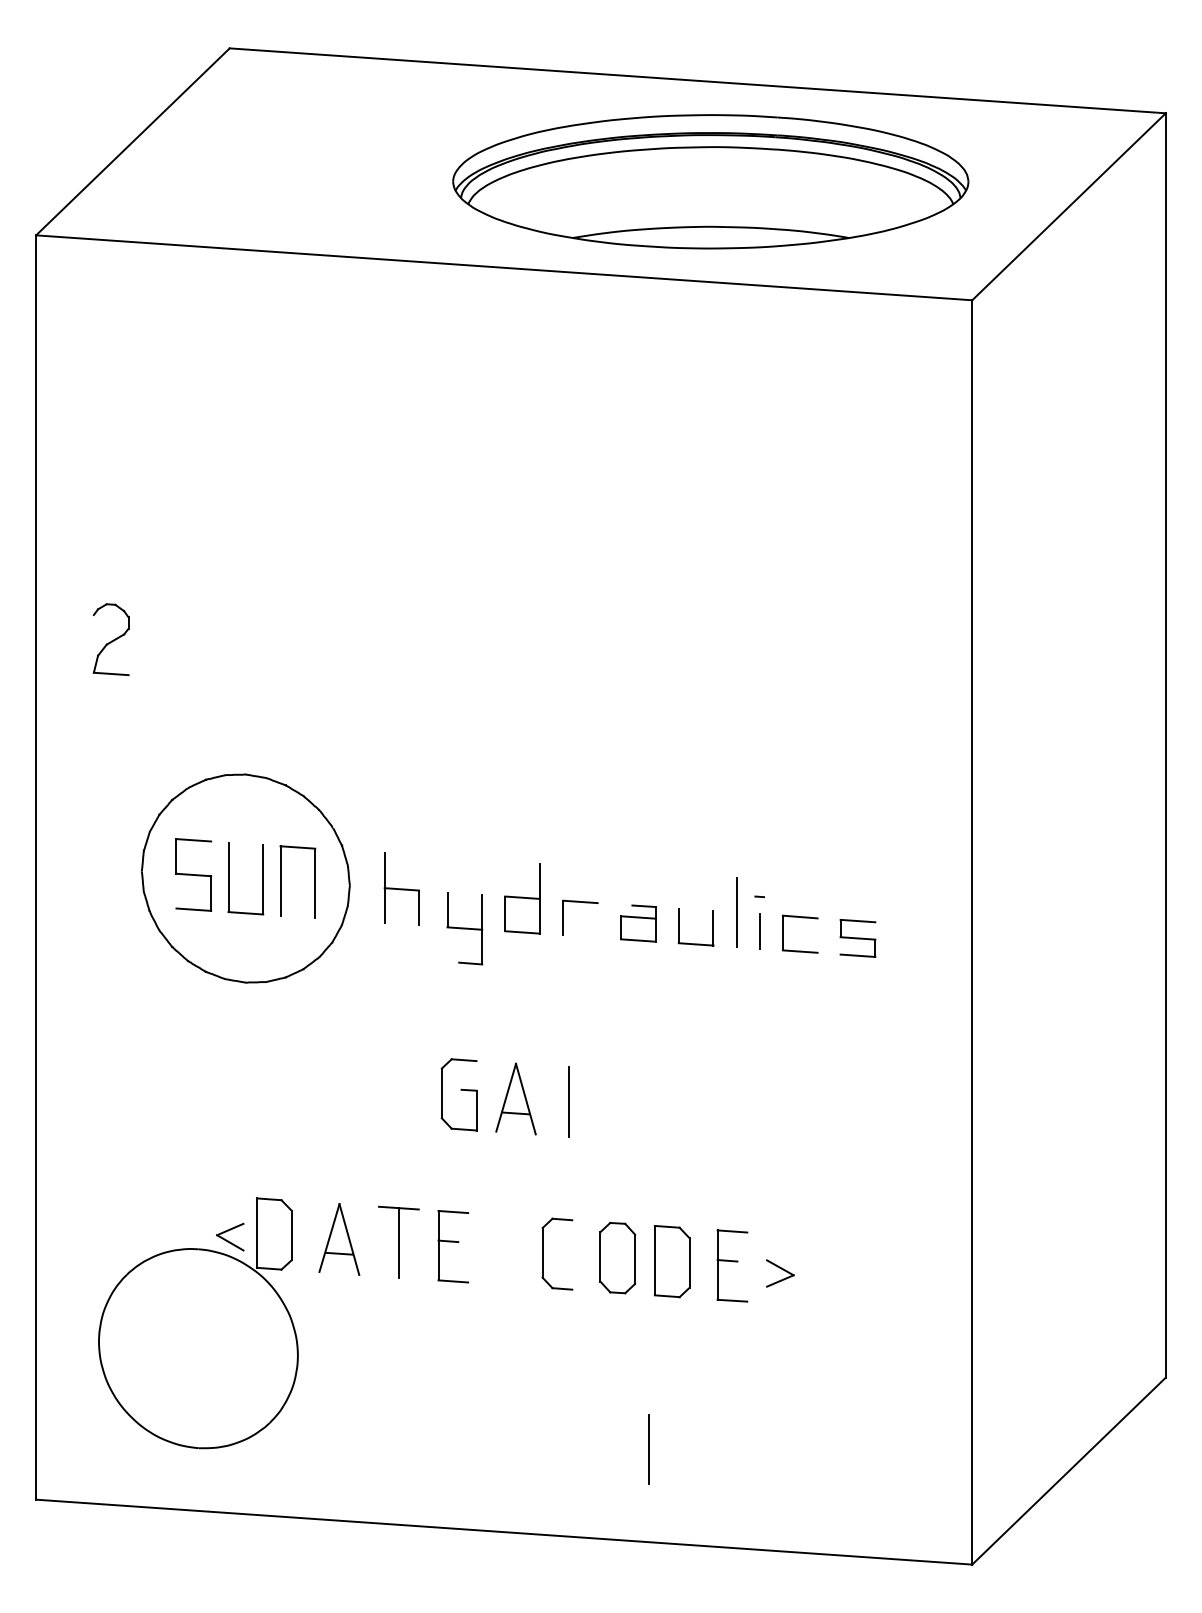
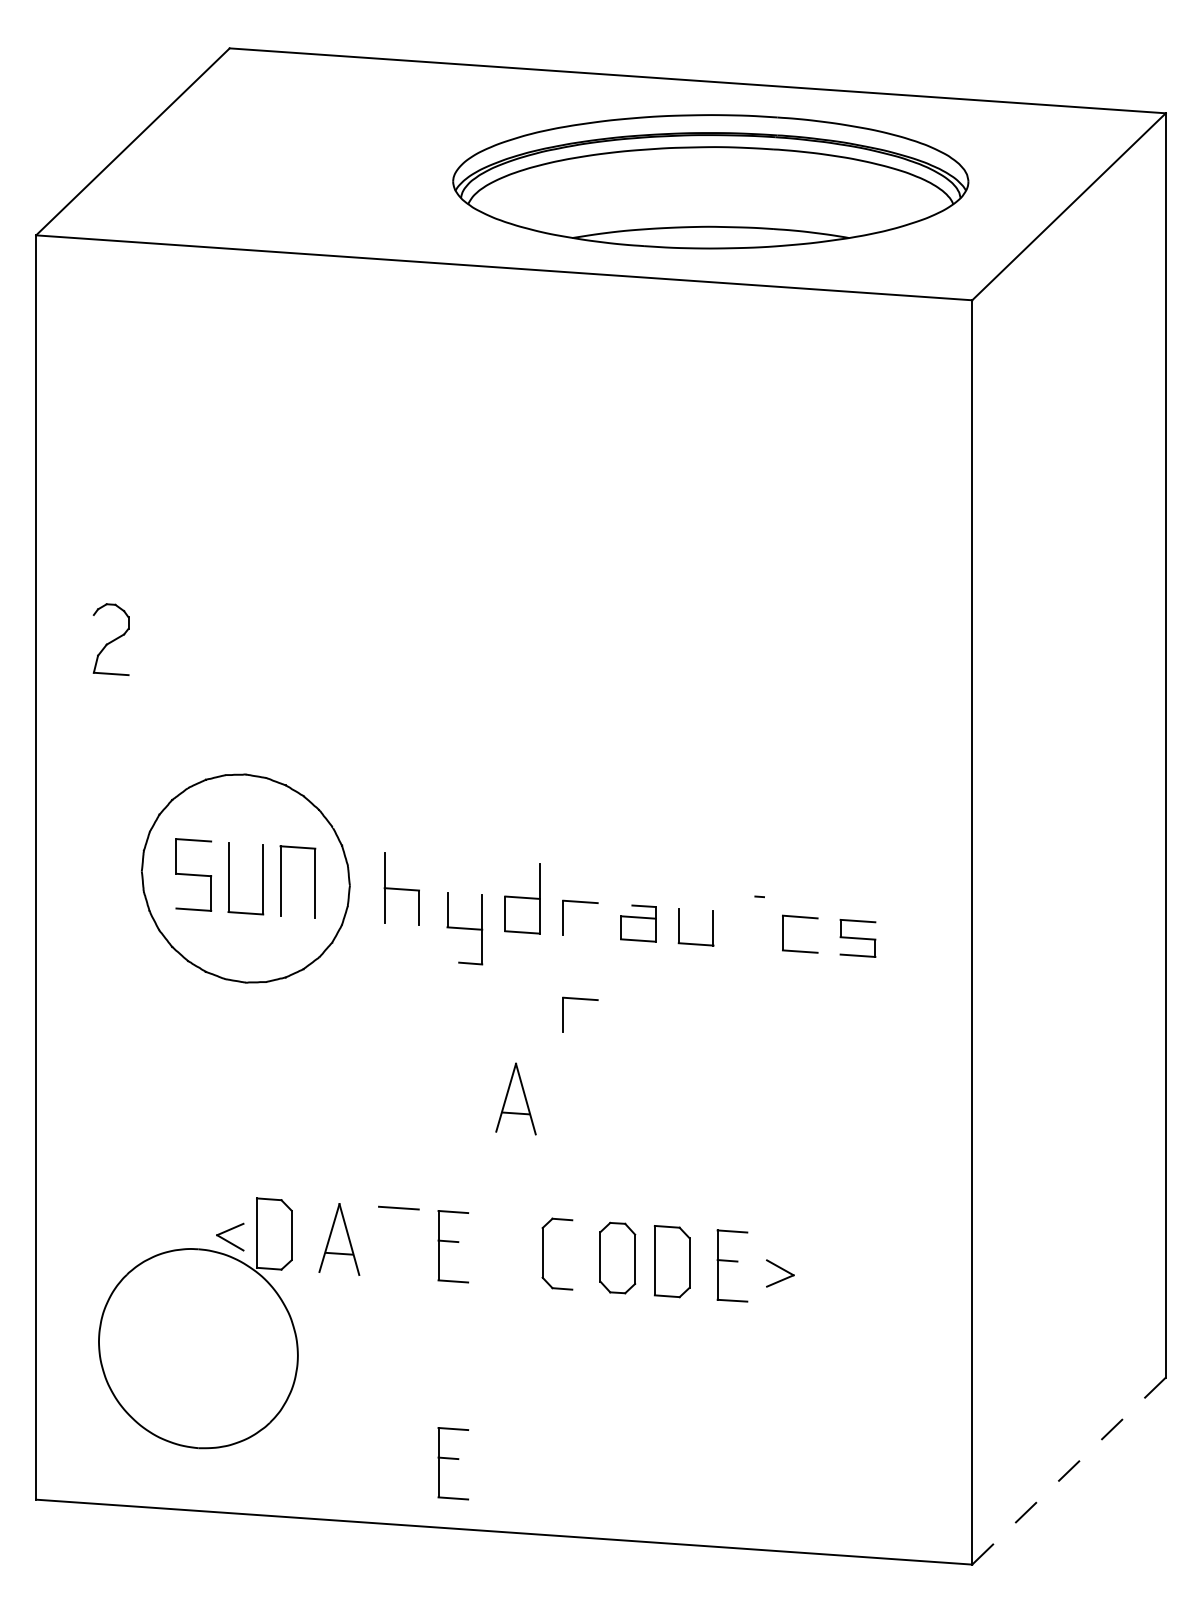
line: present -> none (736, 912)
line: present -> none (759, 931)
part: none -> present (584, 1000)
part: present -> none (458, 1094)
line: present -> none (568, 1101)
line: present -> none (398, 1242)
line: present -> none (648, 1449)
part: none -> present (453, 1463)
line: solid -> dashed (1069, 1471)
